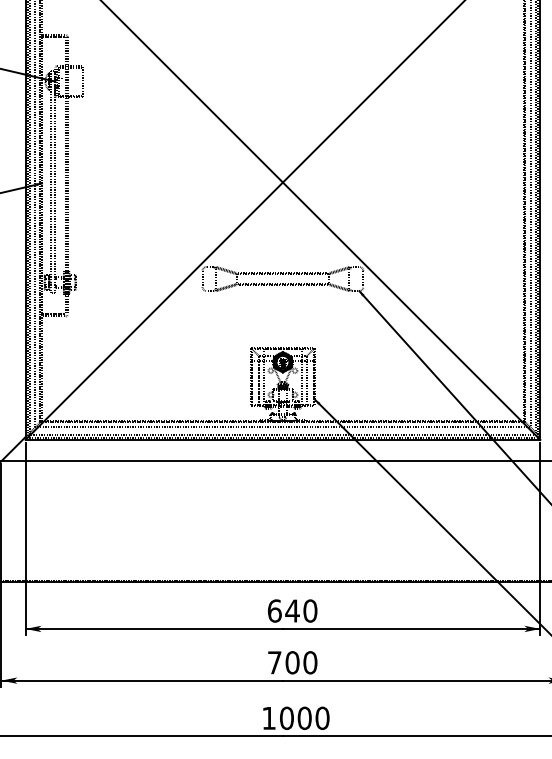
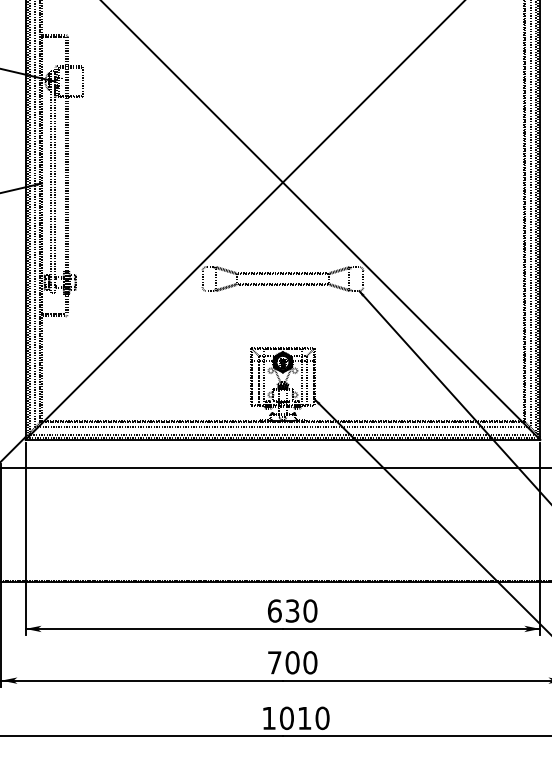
line position: (275, 461) -> (275, 468) (275, 468)
text: 640 -> 630 (292, 610)
text: 1000 -> 1010 (304, 718)
